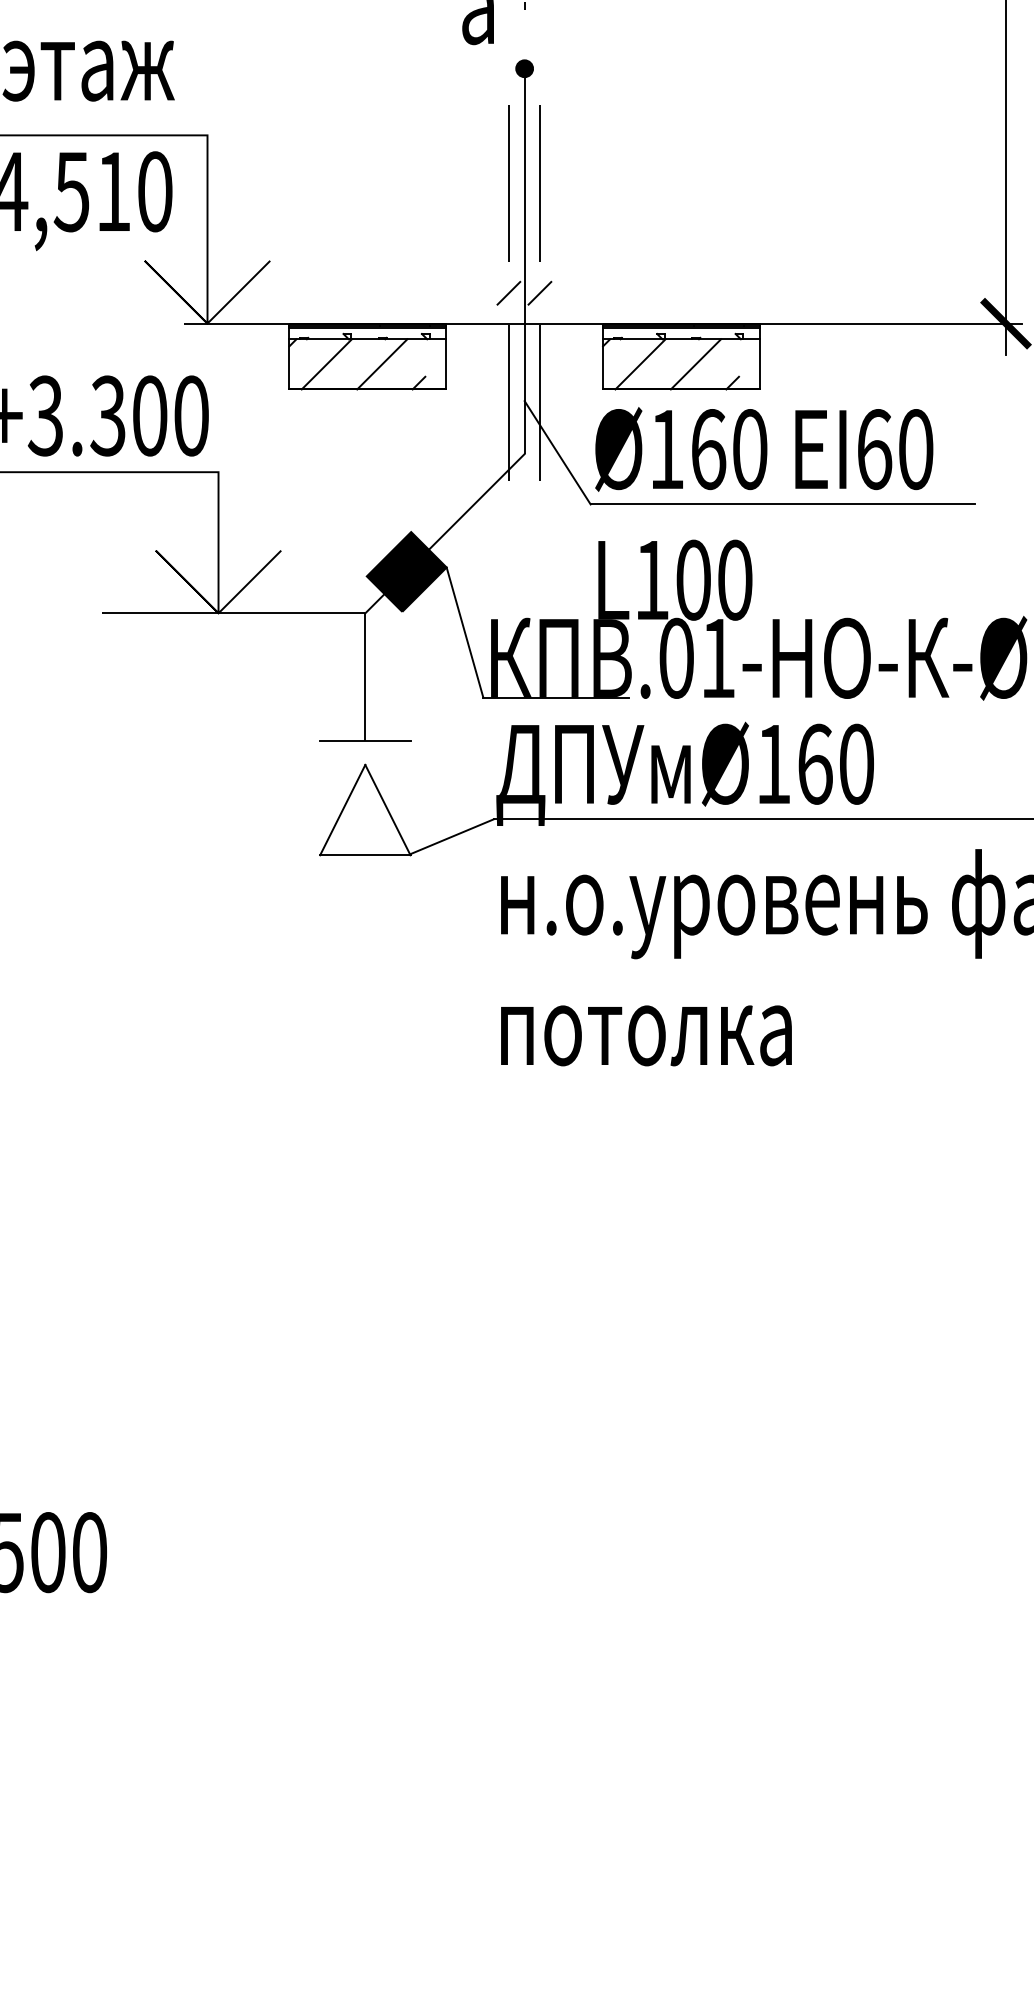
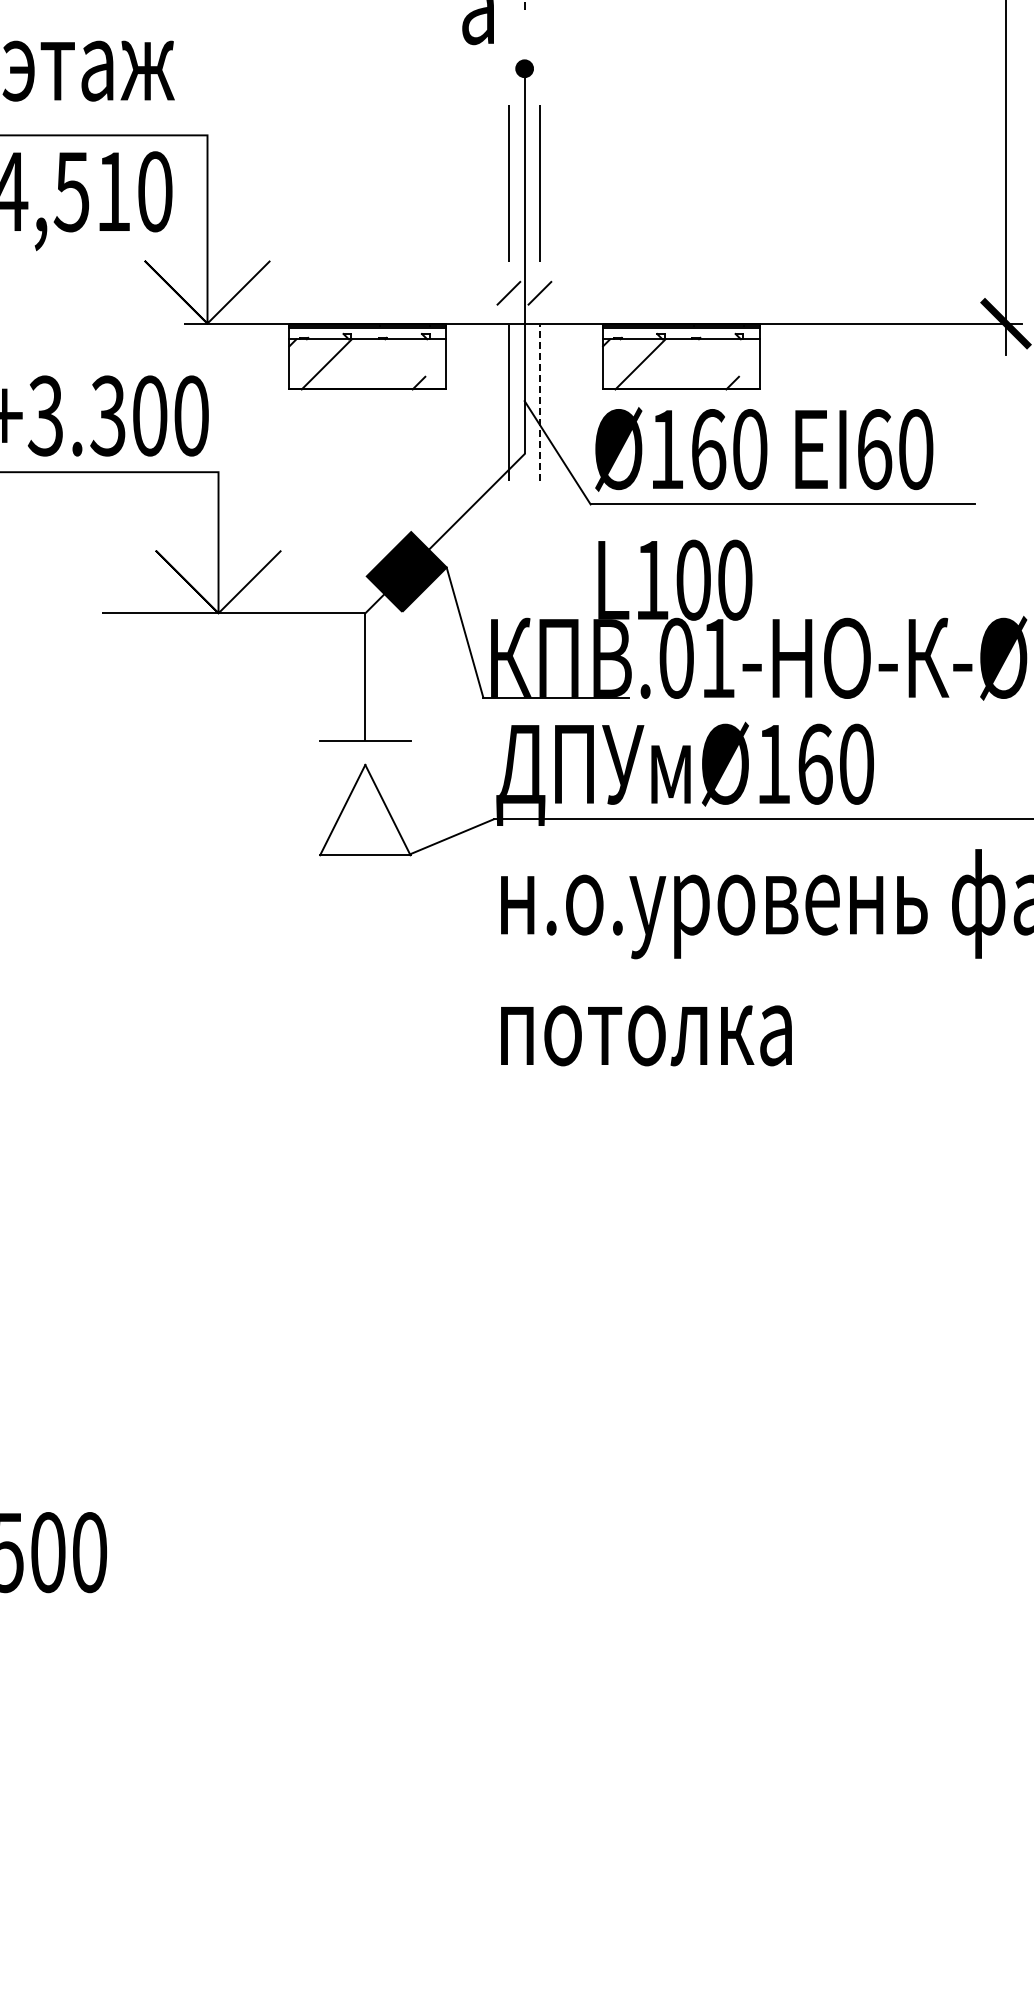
line: present -> none (382, 364)
line: present -> none (695, 364)
line: solid -> dashed (540, 402)
